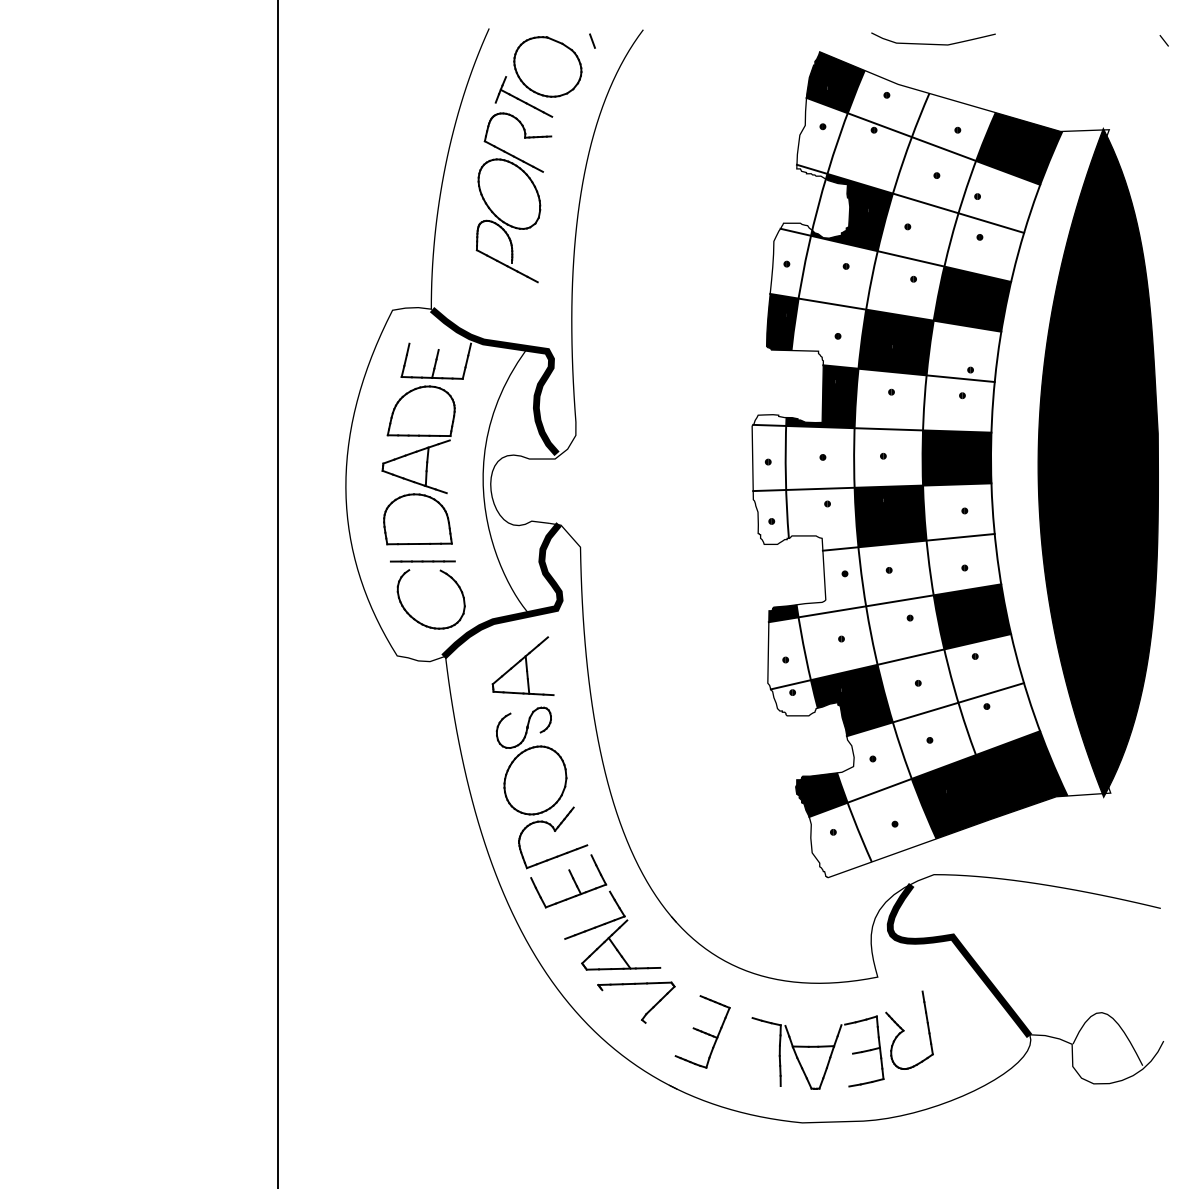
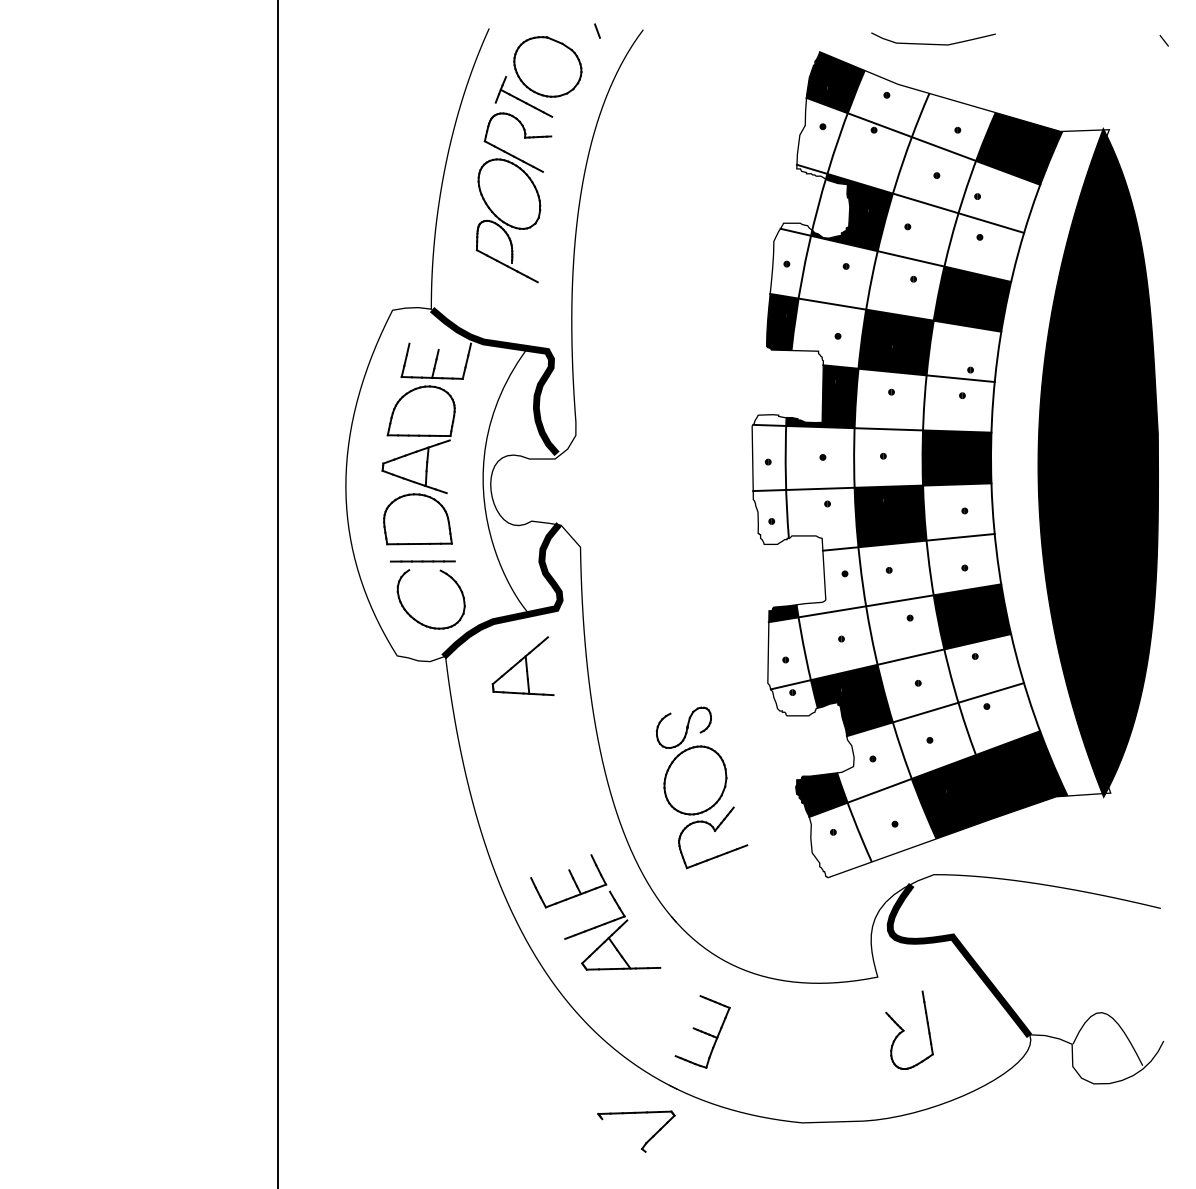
line position: (592, 40) -> (597, 30) (597, 30)
part position: (541, 787) -> (701, 787) (701, 787)
part position: (646, 1012) -> (646, 1141) (646, 1141)
part: present -> none (817, 1052)
